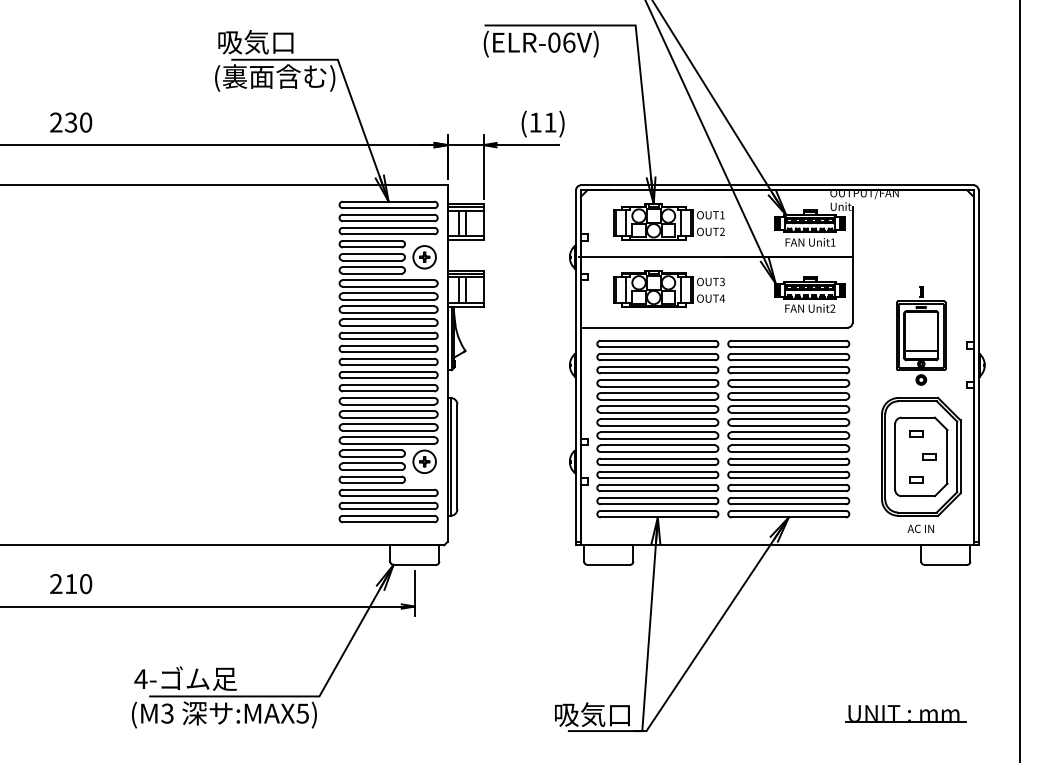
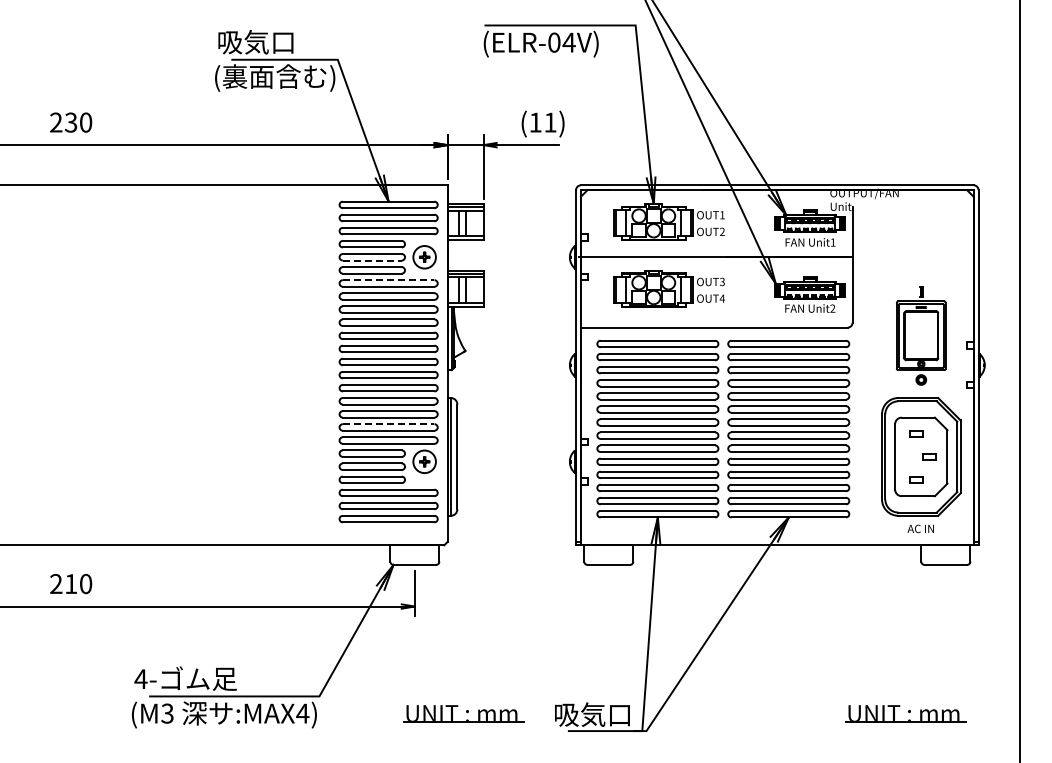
text: (ELR-06V) -> (ELR-04V) (568, 42)
line: solid -> dashed (372, 260)
line: solid -> dashed (388, 280)
line: present -> none (920, 351)
line: solid -> dashed (388, 424)
text: :MAX5) -> :MAX4) (302, 713)
part: none -> present (463, 713)
